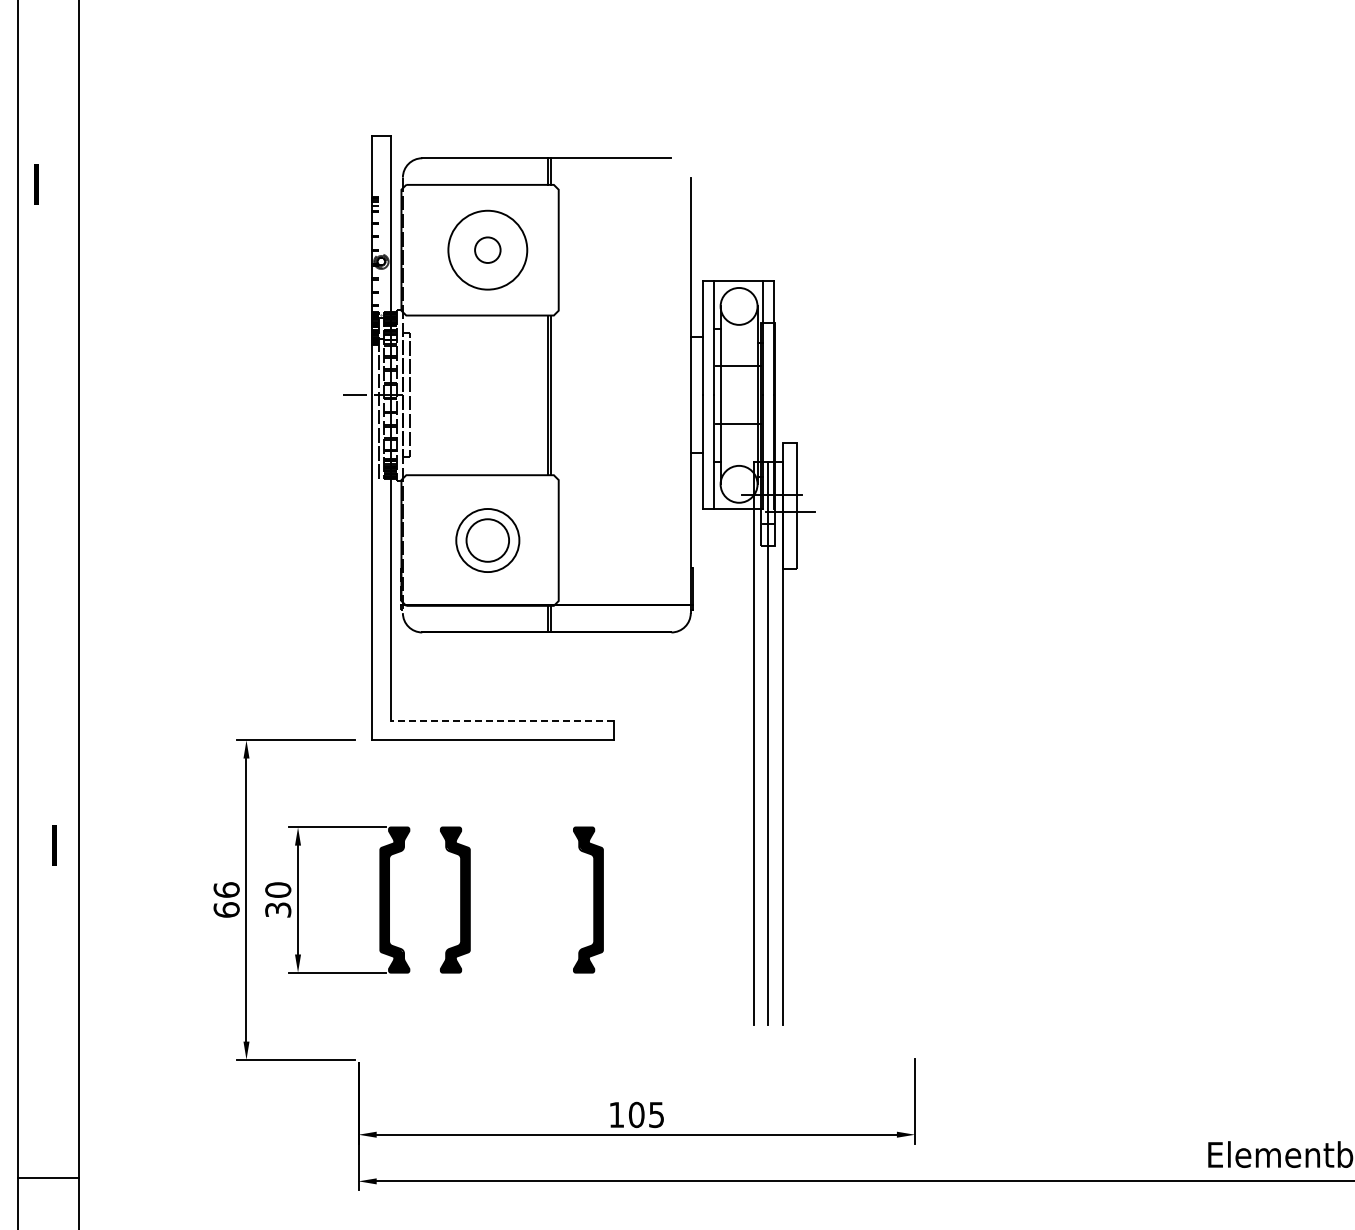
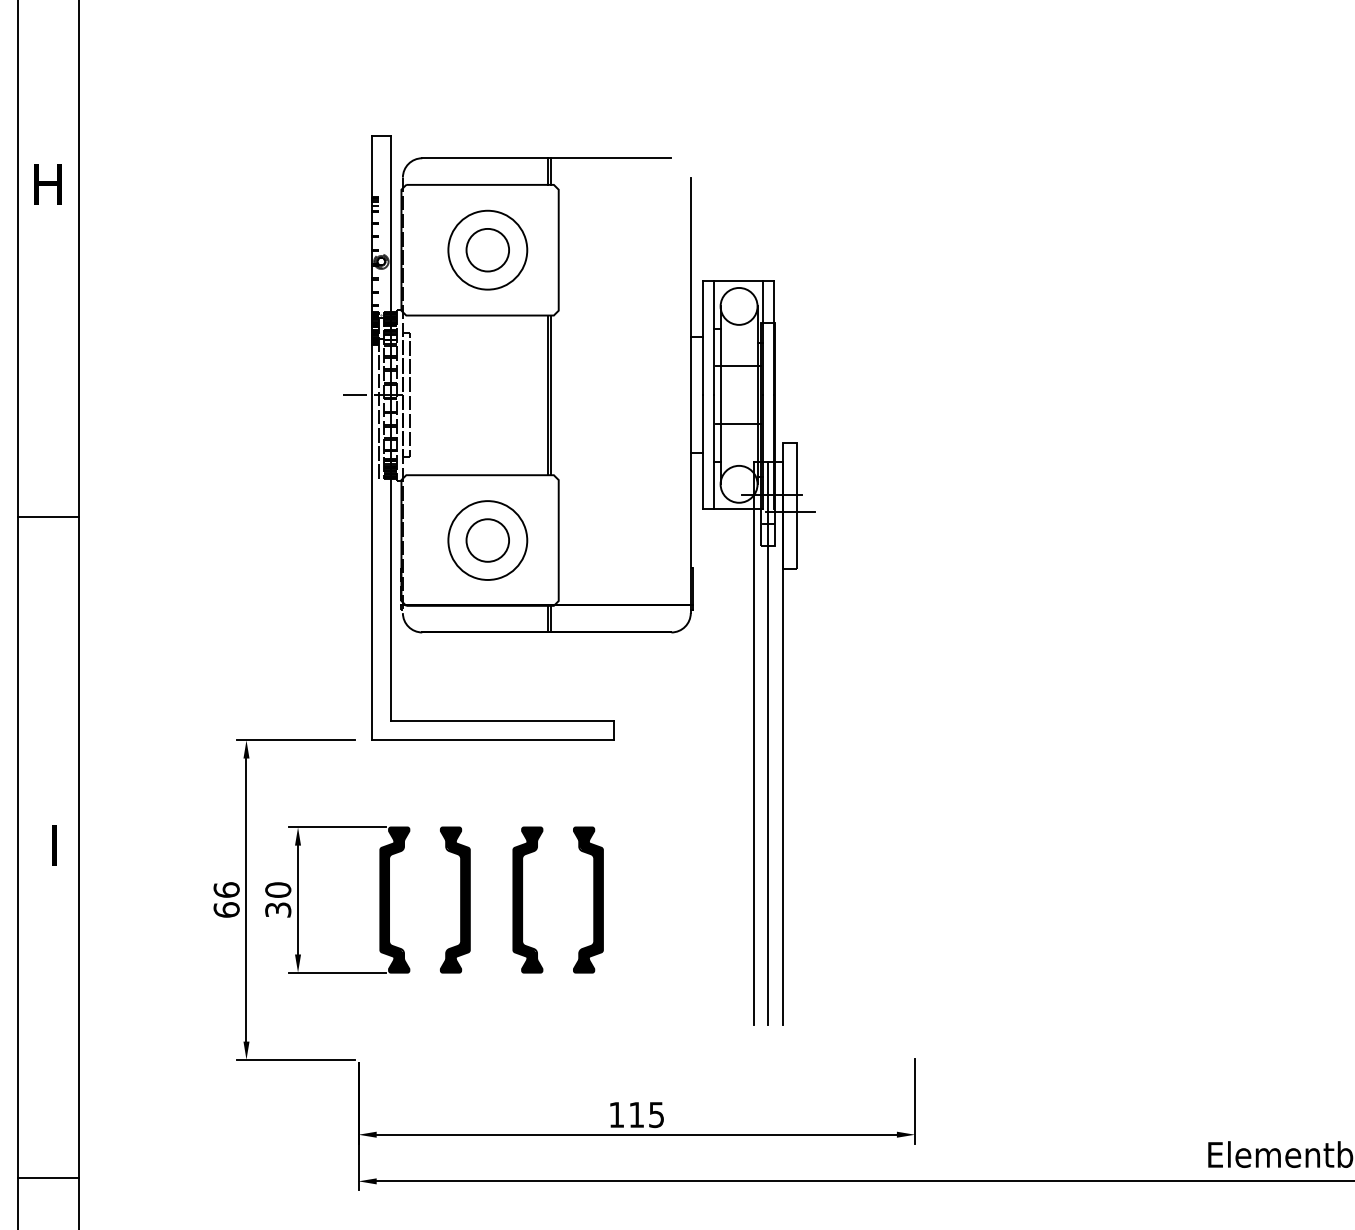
text: I -> H (50, 184)
circle diameter: 26 px -> 43 px (487, 249)
line: none -> present (47, 516)
circle diameter: 63 px -> 79 px (487, 540)
line: dashed -> solid (502, 721)
part: none -> present (527, 899)
text: 105 -> 115 (636, 1114)
